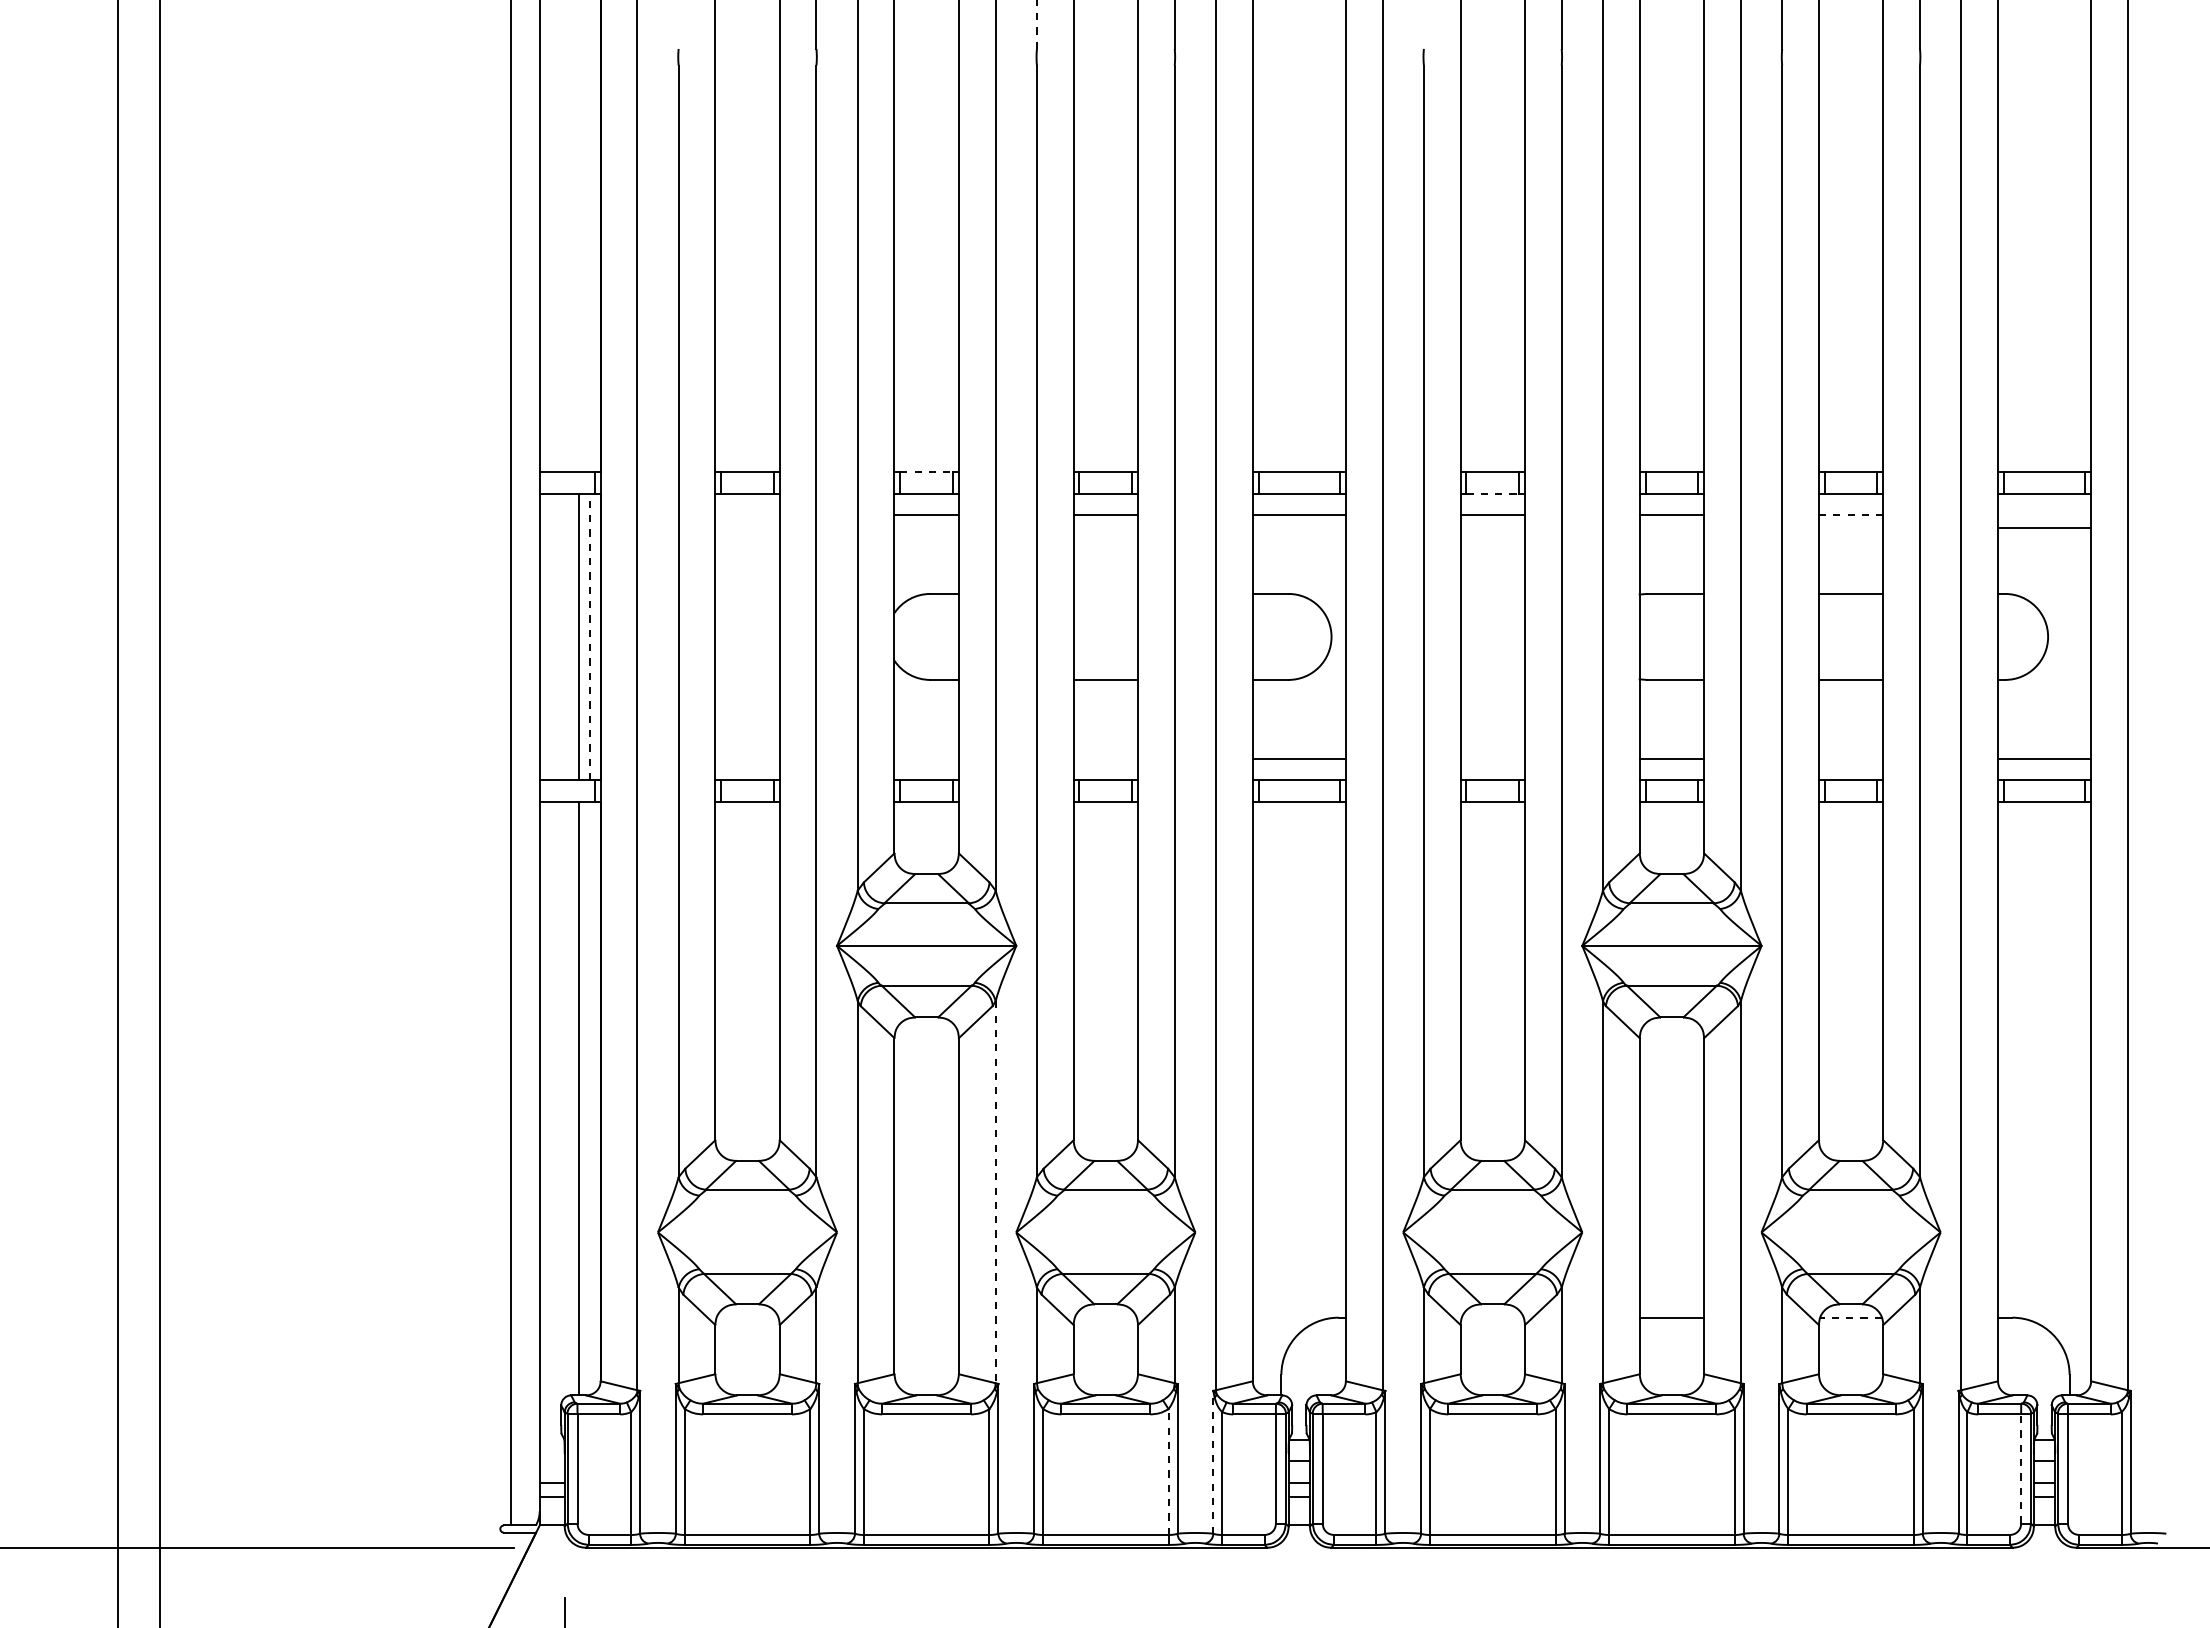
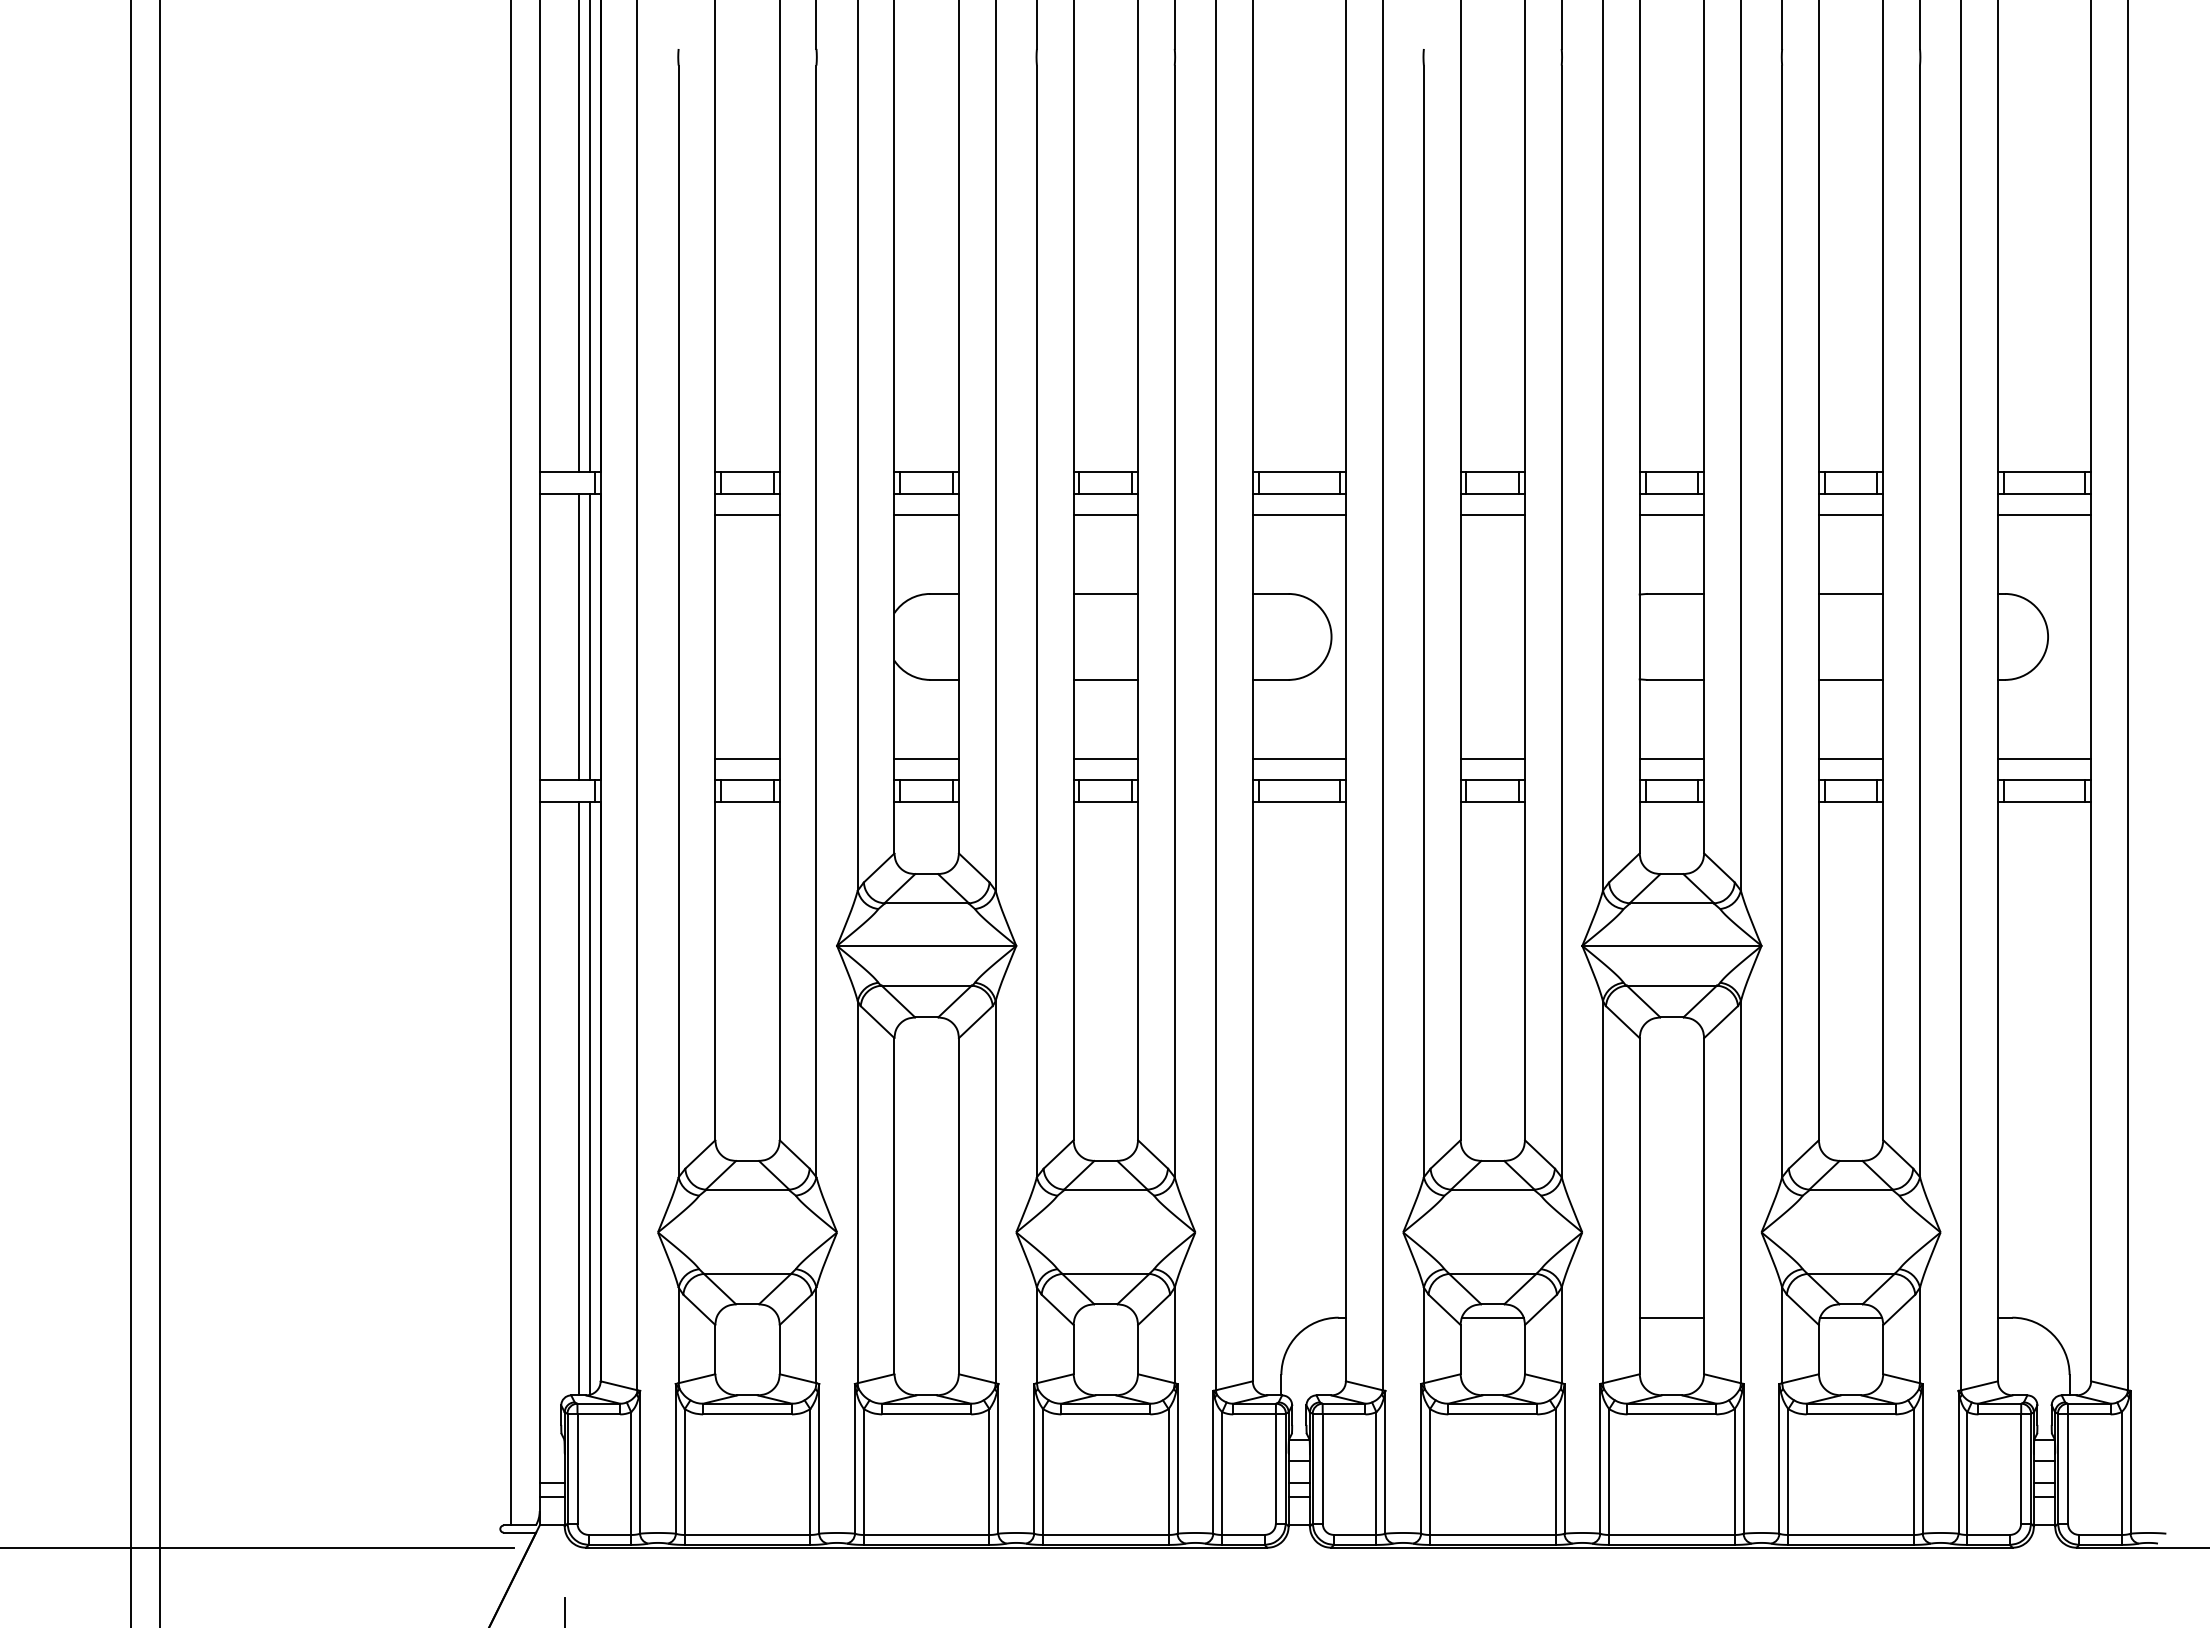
line: dashed -> solid (1036, 24)
line: none -> present (579, 237)
line: none -> present (589, 237)
line: dashed -> solid (927, 472)
line: dashed -> solid (1493, 493)
line: none -> present (747, 515)
line: dashed -> solid (1851, 515)
line position: (2044, 528) -> (2044, 515) (2044, 515)
line: none -> present (1105, 593)
line: dashed -> solid (589, 636)
line: none -> present (747, 758)
line: none -> present (926, 758)
line: none -> present (1105, 758)
line: none -> present (1492, 758)
line: none -> present (1850, 758)
line position: (118, 813) -> (131, 813) (131, 813)
line: none -> present (589, 1097)
line: dashed -> solid (995, 1192)
line: none -> present (1492, 1317)
line: dashed -> solid (1851, 1317)
line: dashed -> solid (1213, 1461)
line: dashed -> solid (2021, 1469)
line: dashed -> solid (1168, 1472)
